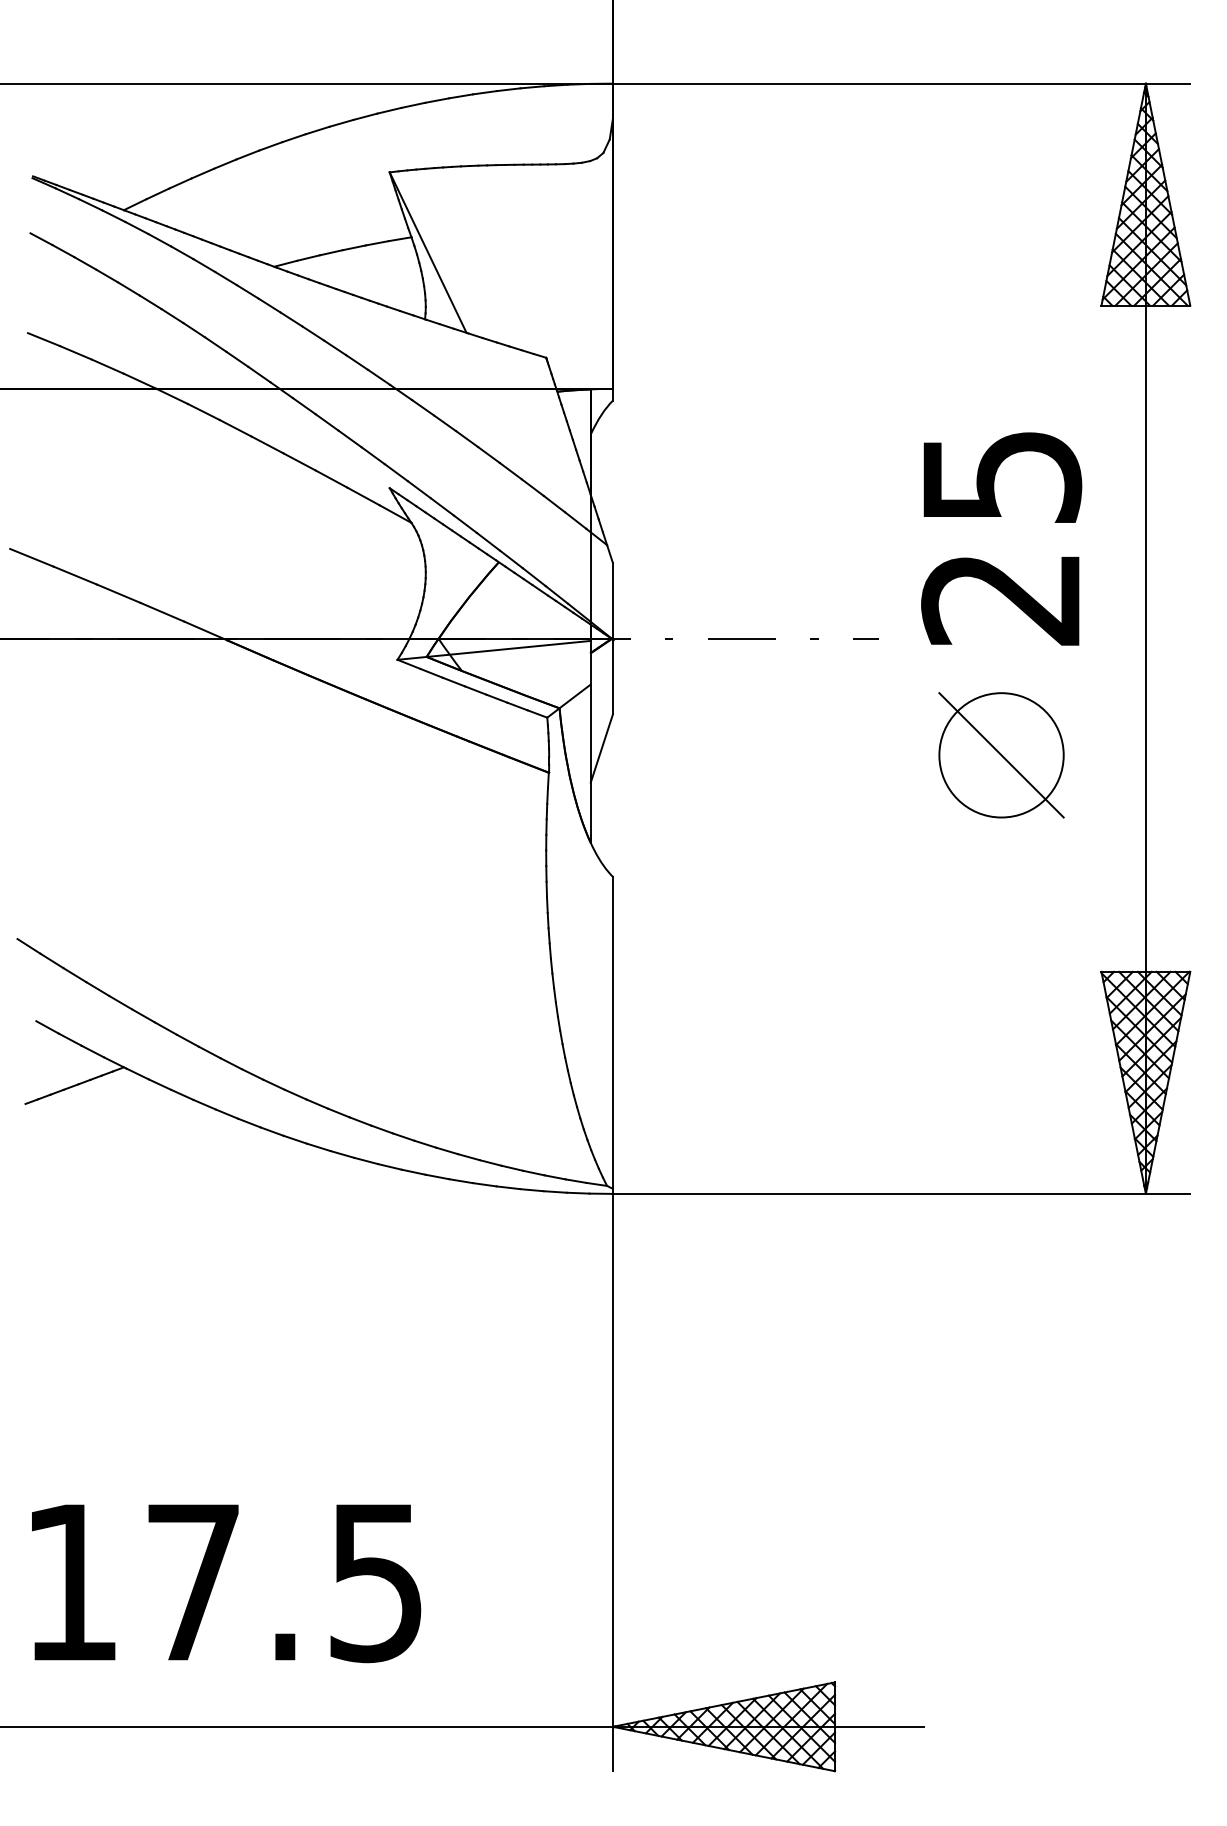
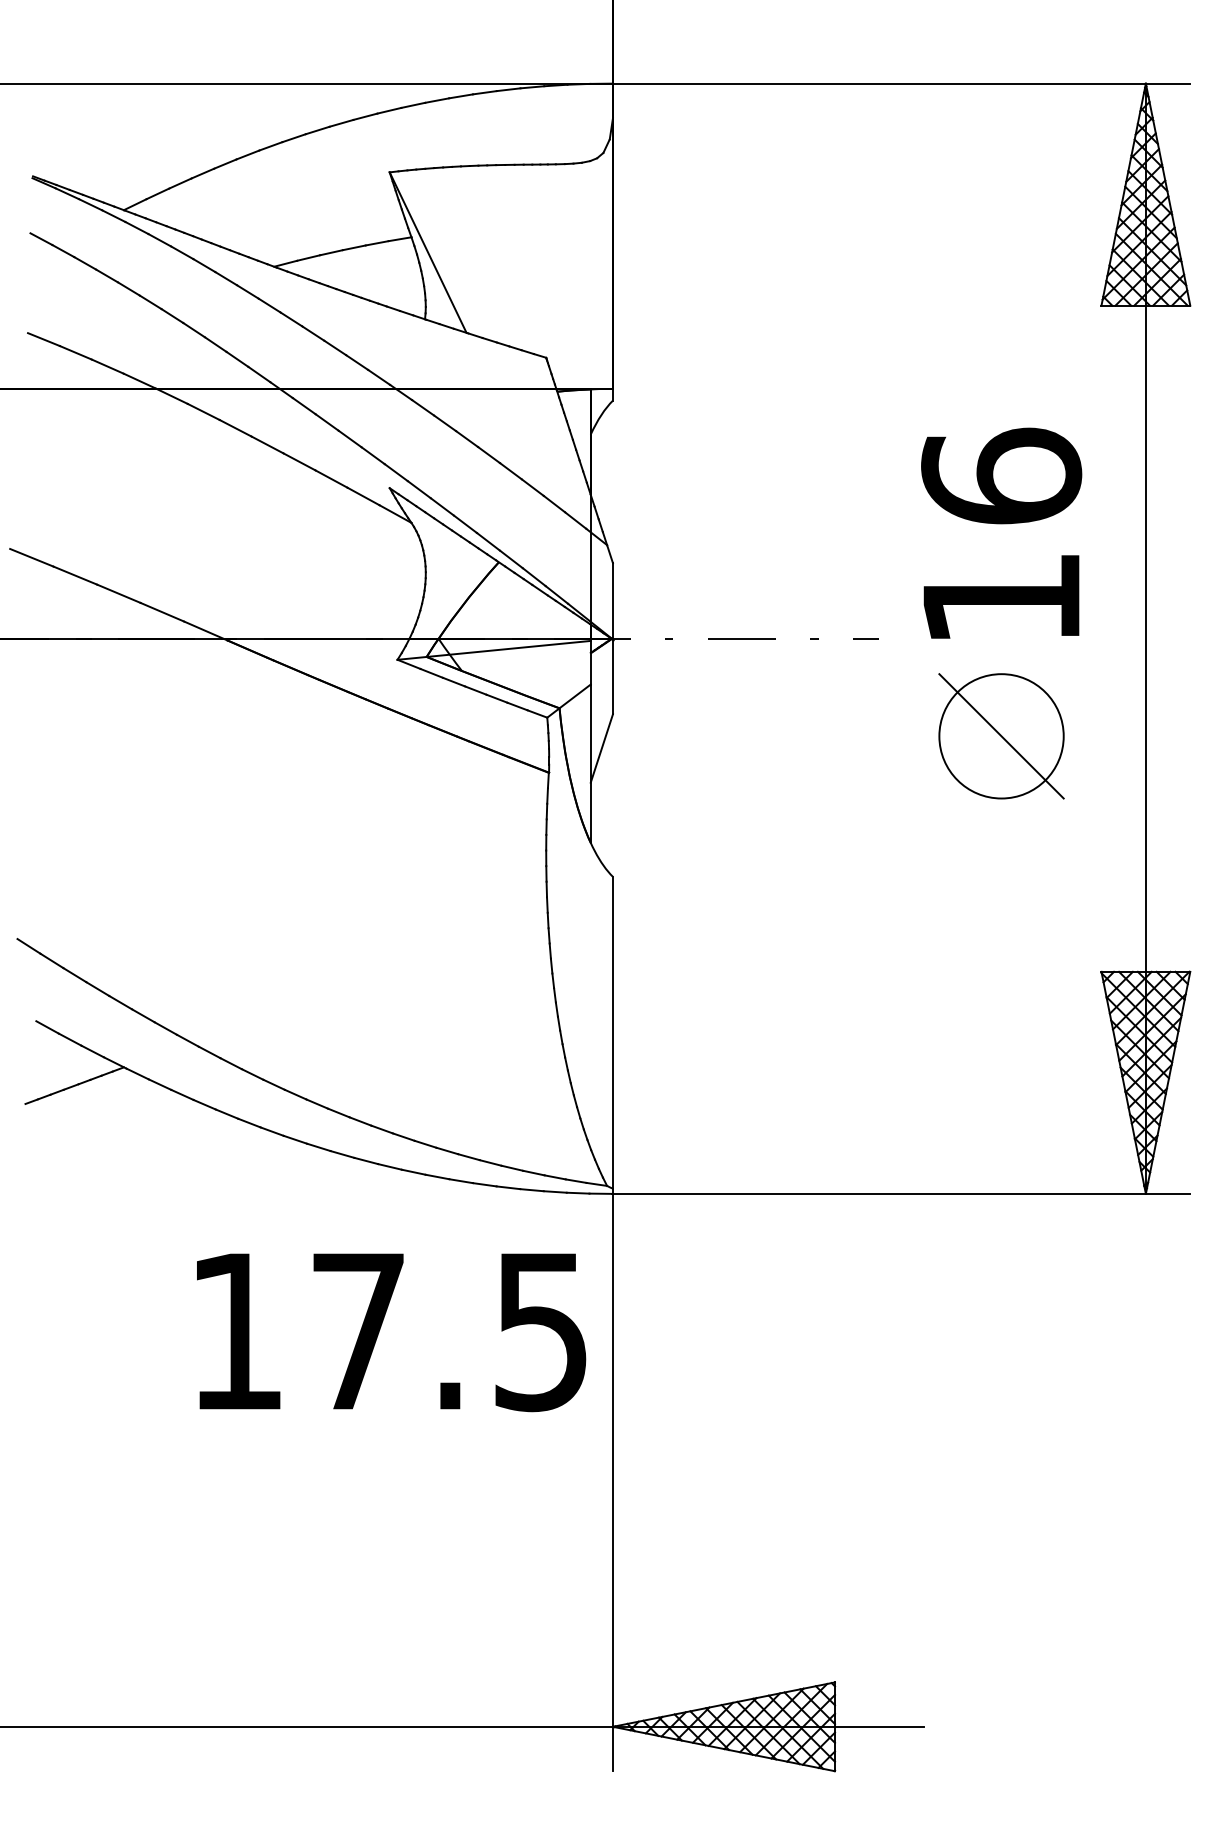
text: 25 -> 16 (1001, 536)
part position: (1001, 755) -> (1001, 736) (1001, 736)
text position: (226, 1583) -> (391, 1332) (391, 1332)
